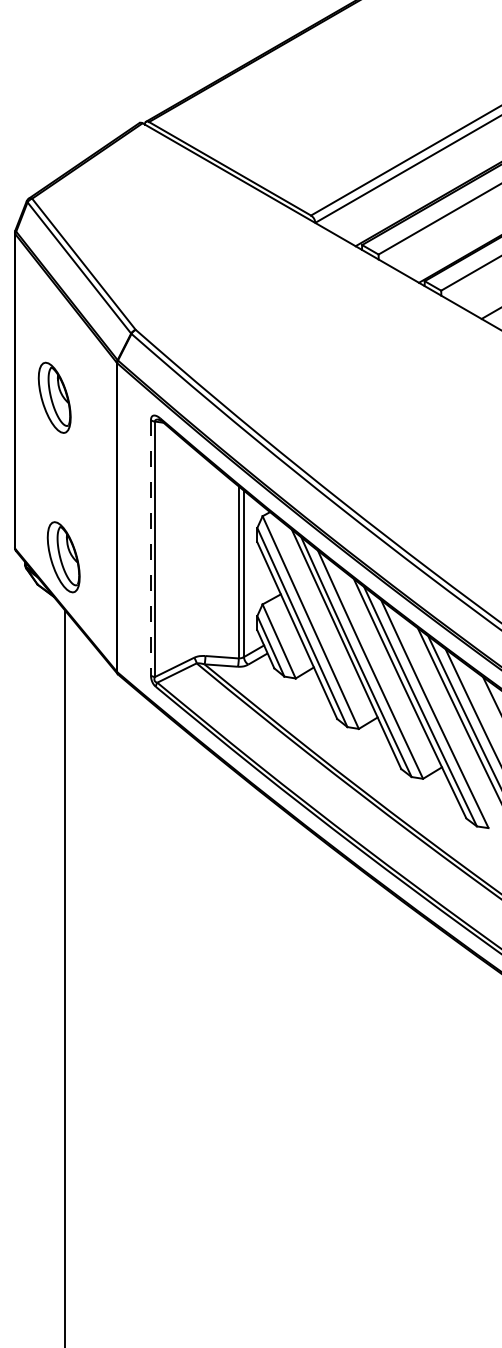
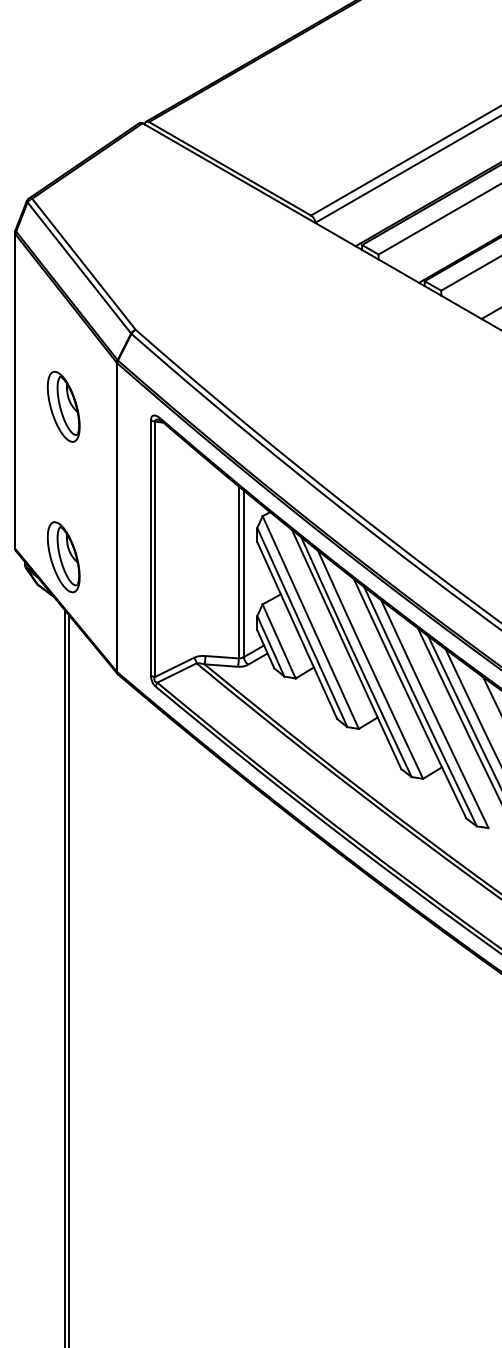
part position: (54, 397) -> (63, 406) (63, 406)
line: dashed -> solid (150, 547)
line: none -> present (69, 979)
